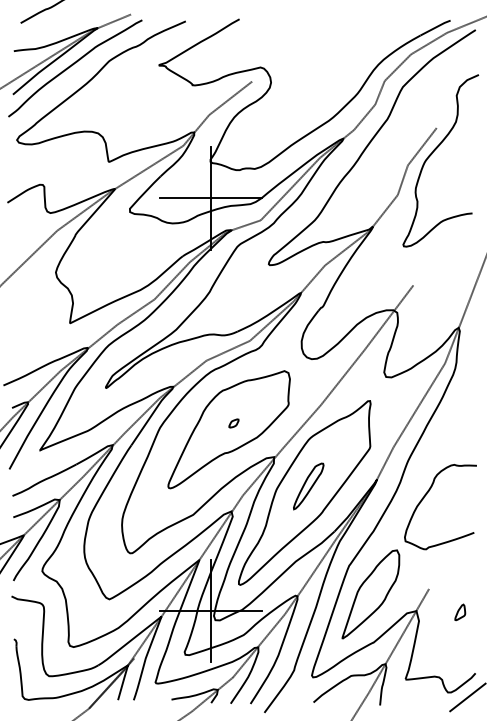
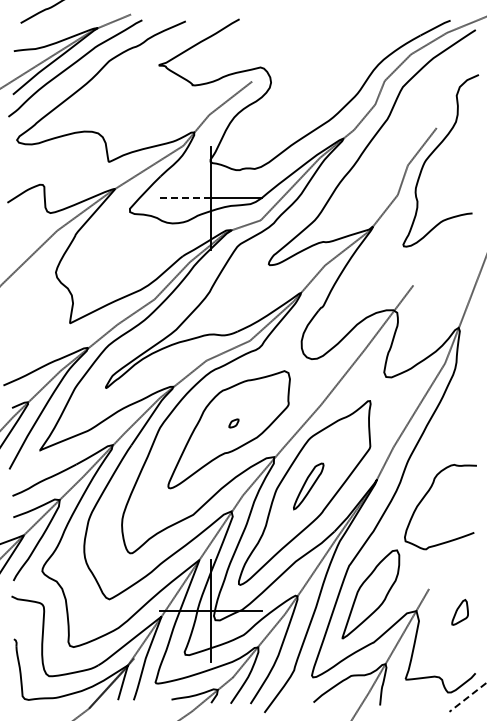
line: solid -> dashed (185, 198)
part size: 13x19 px -> 18x27 px (459, 612)
line: solid -> dashed (467, 697)
